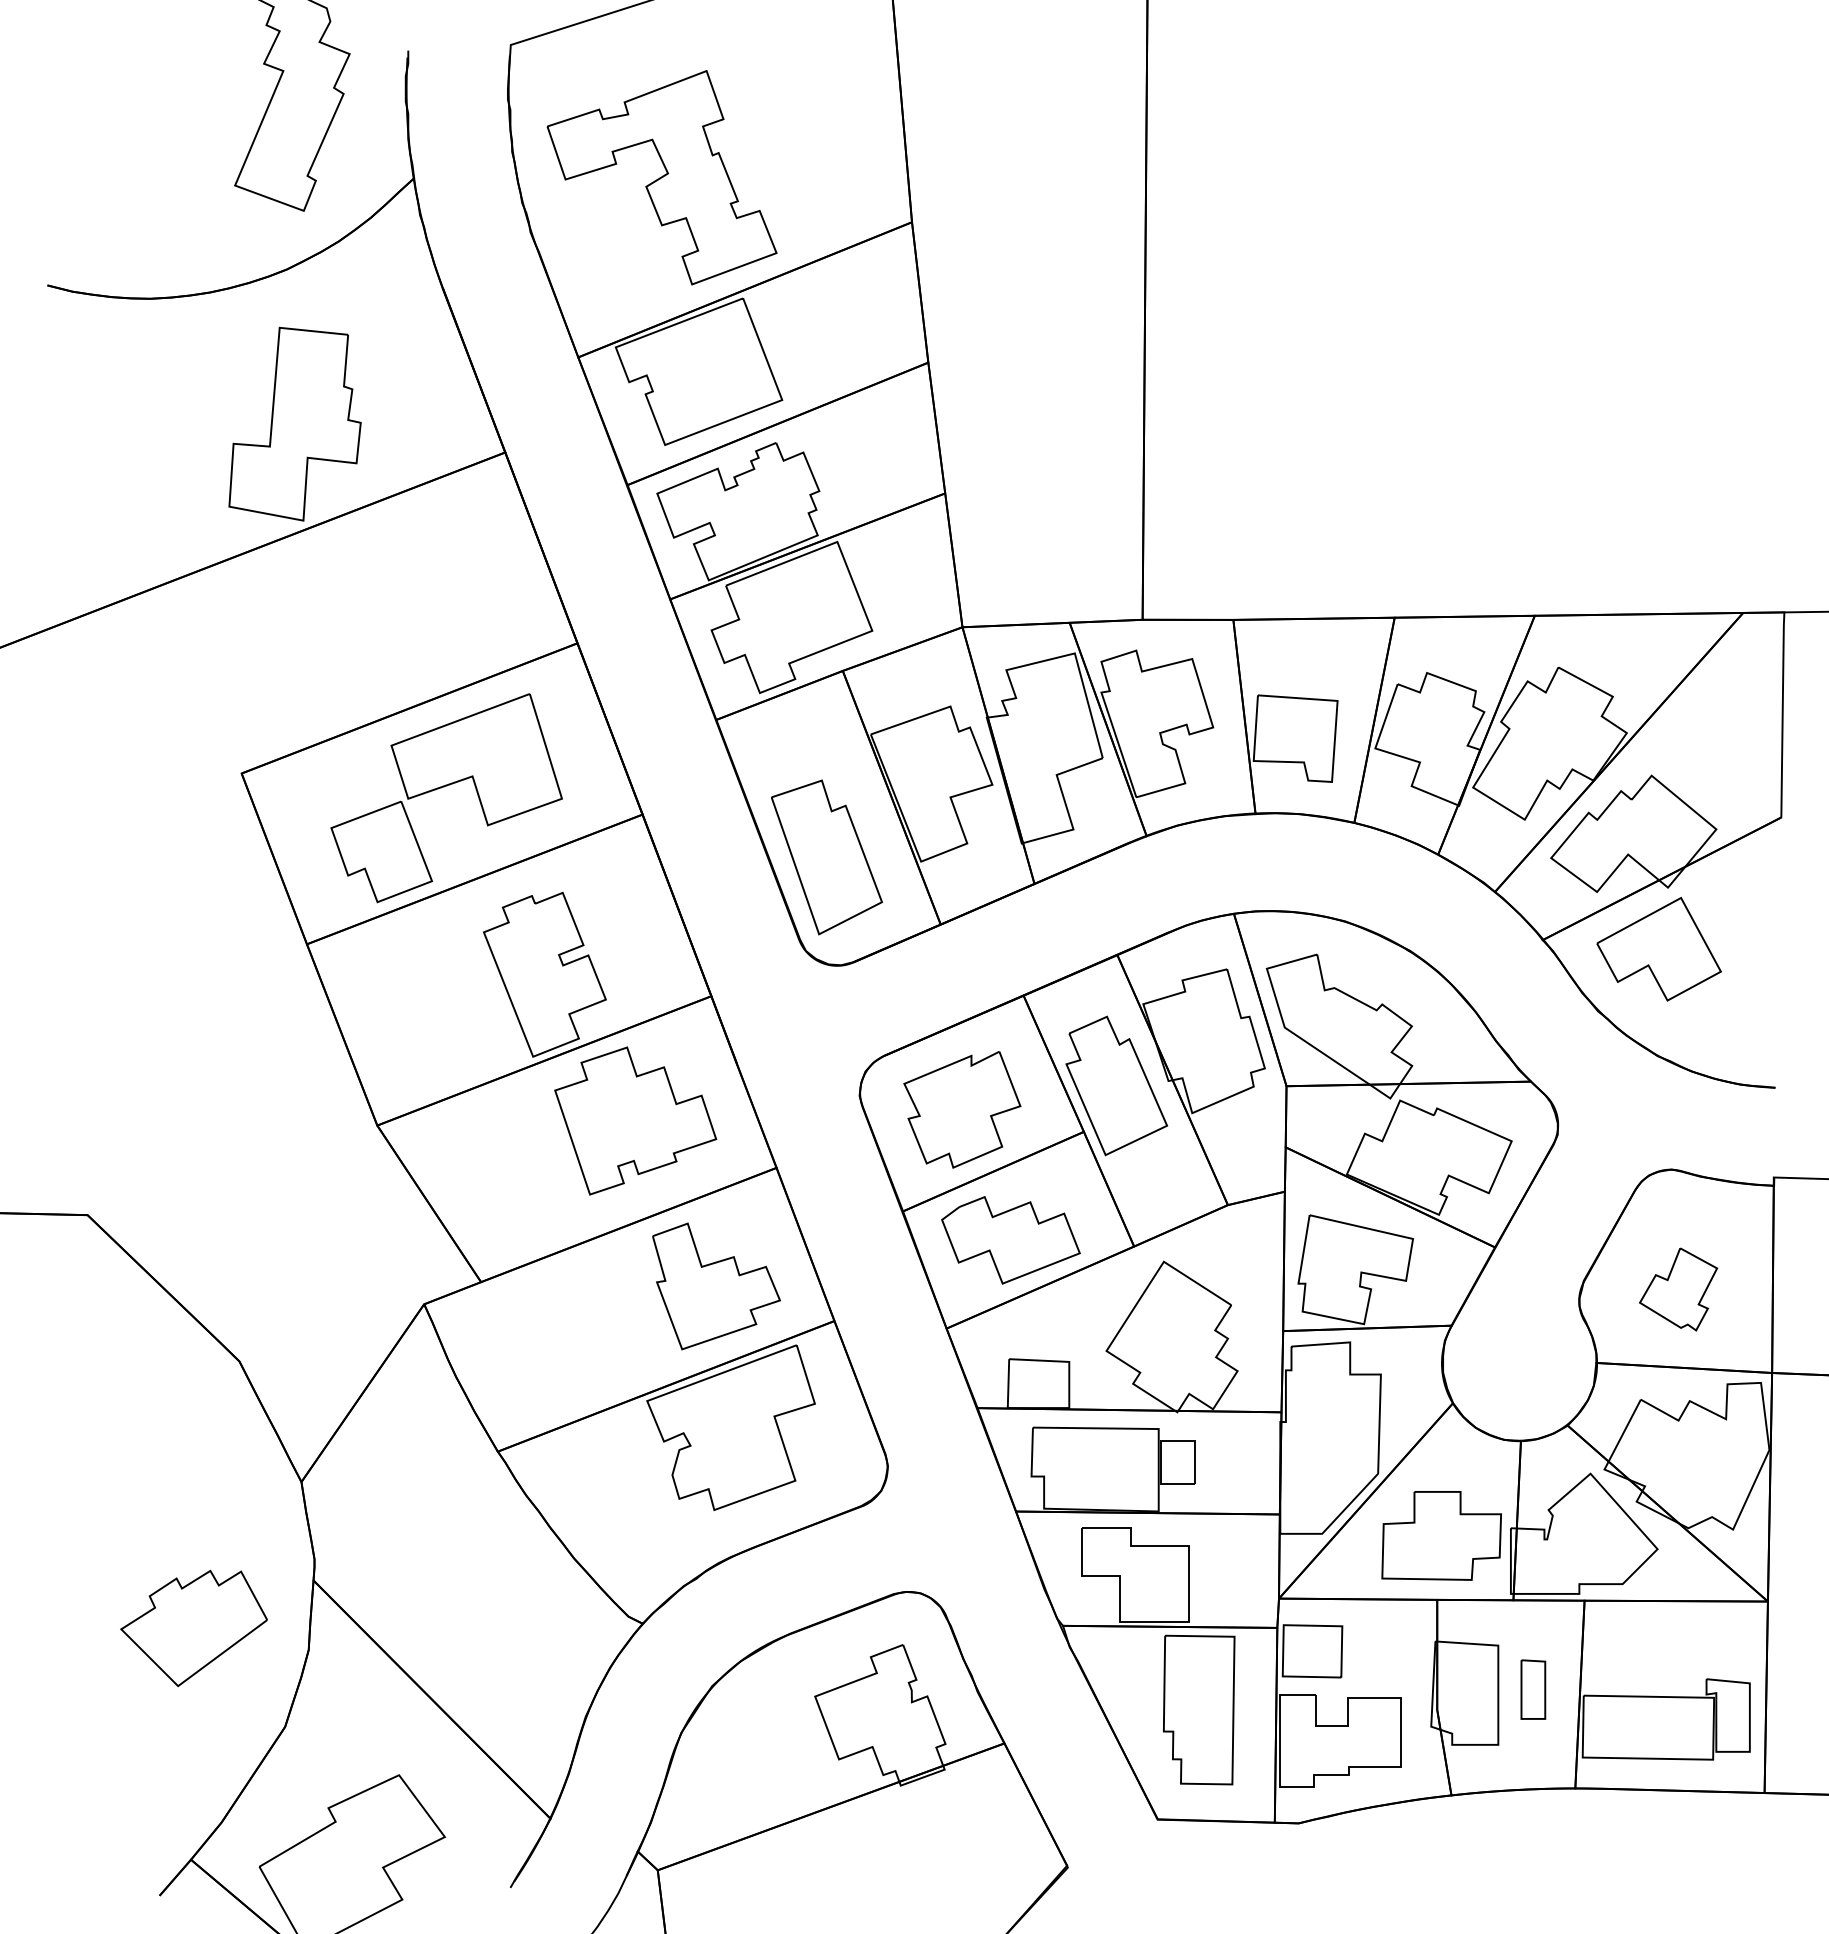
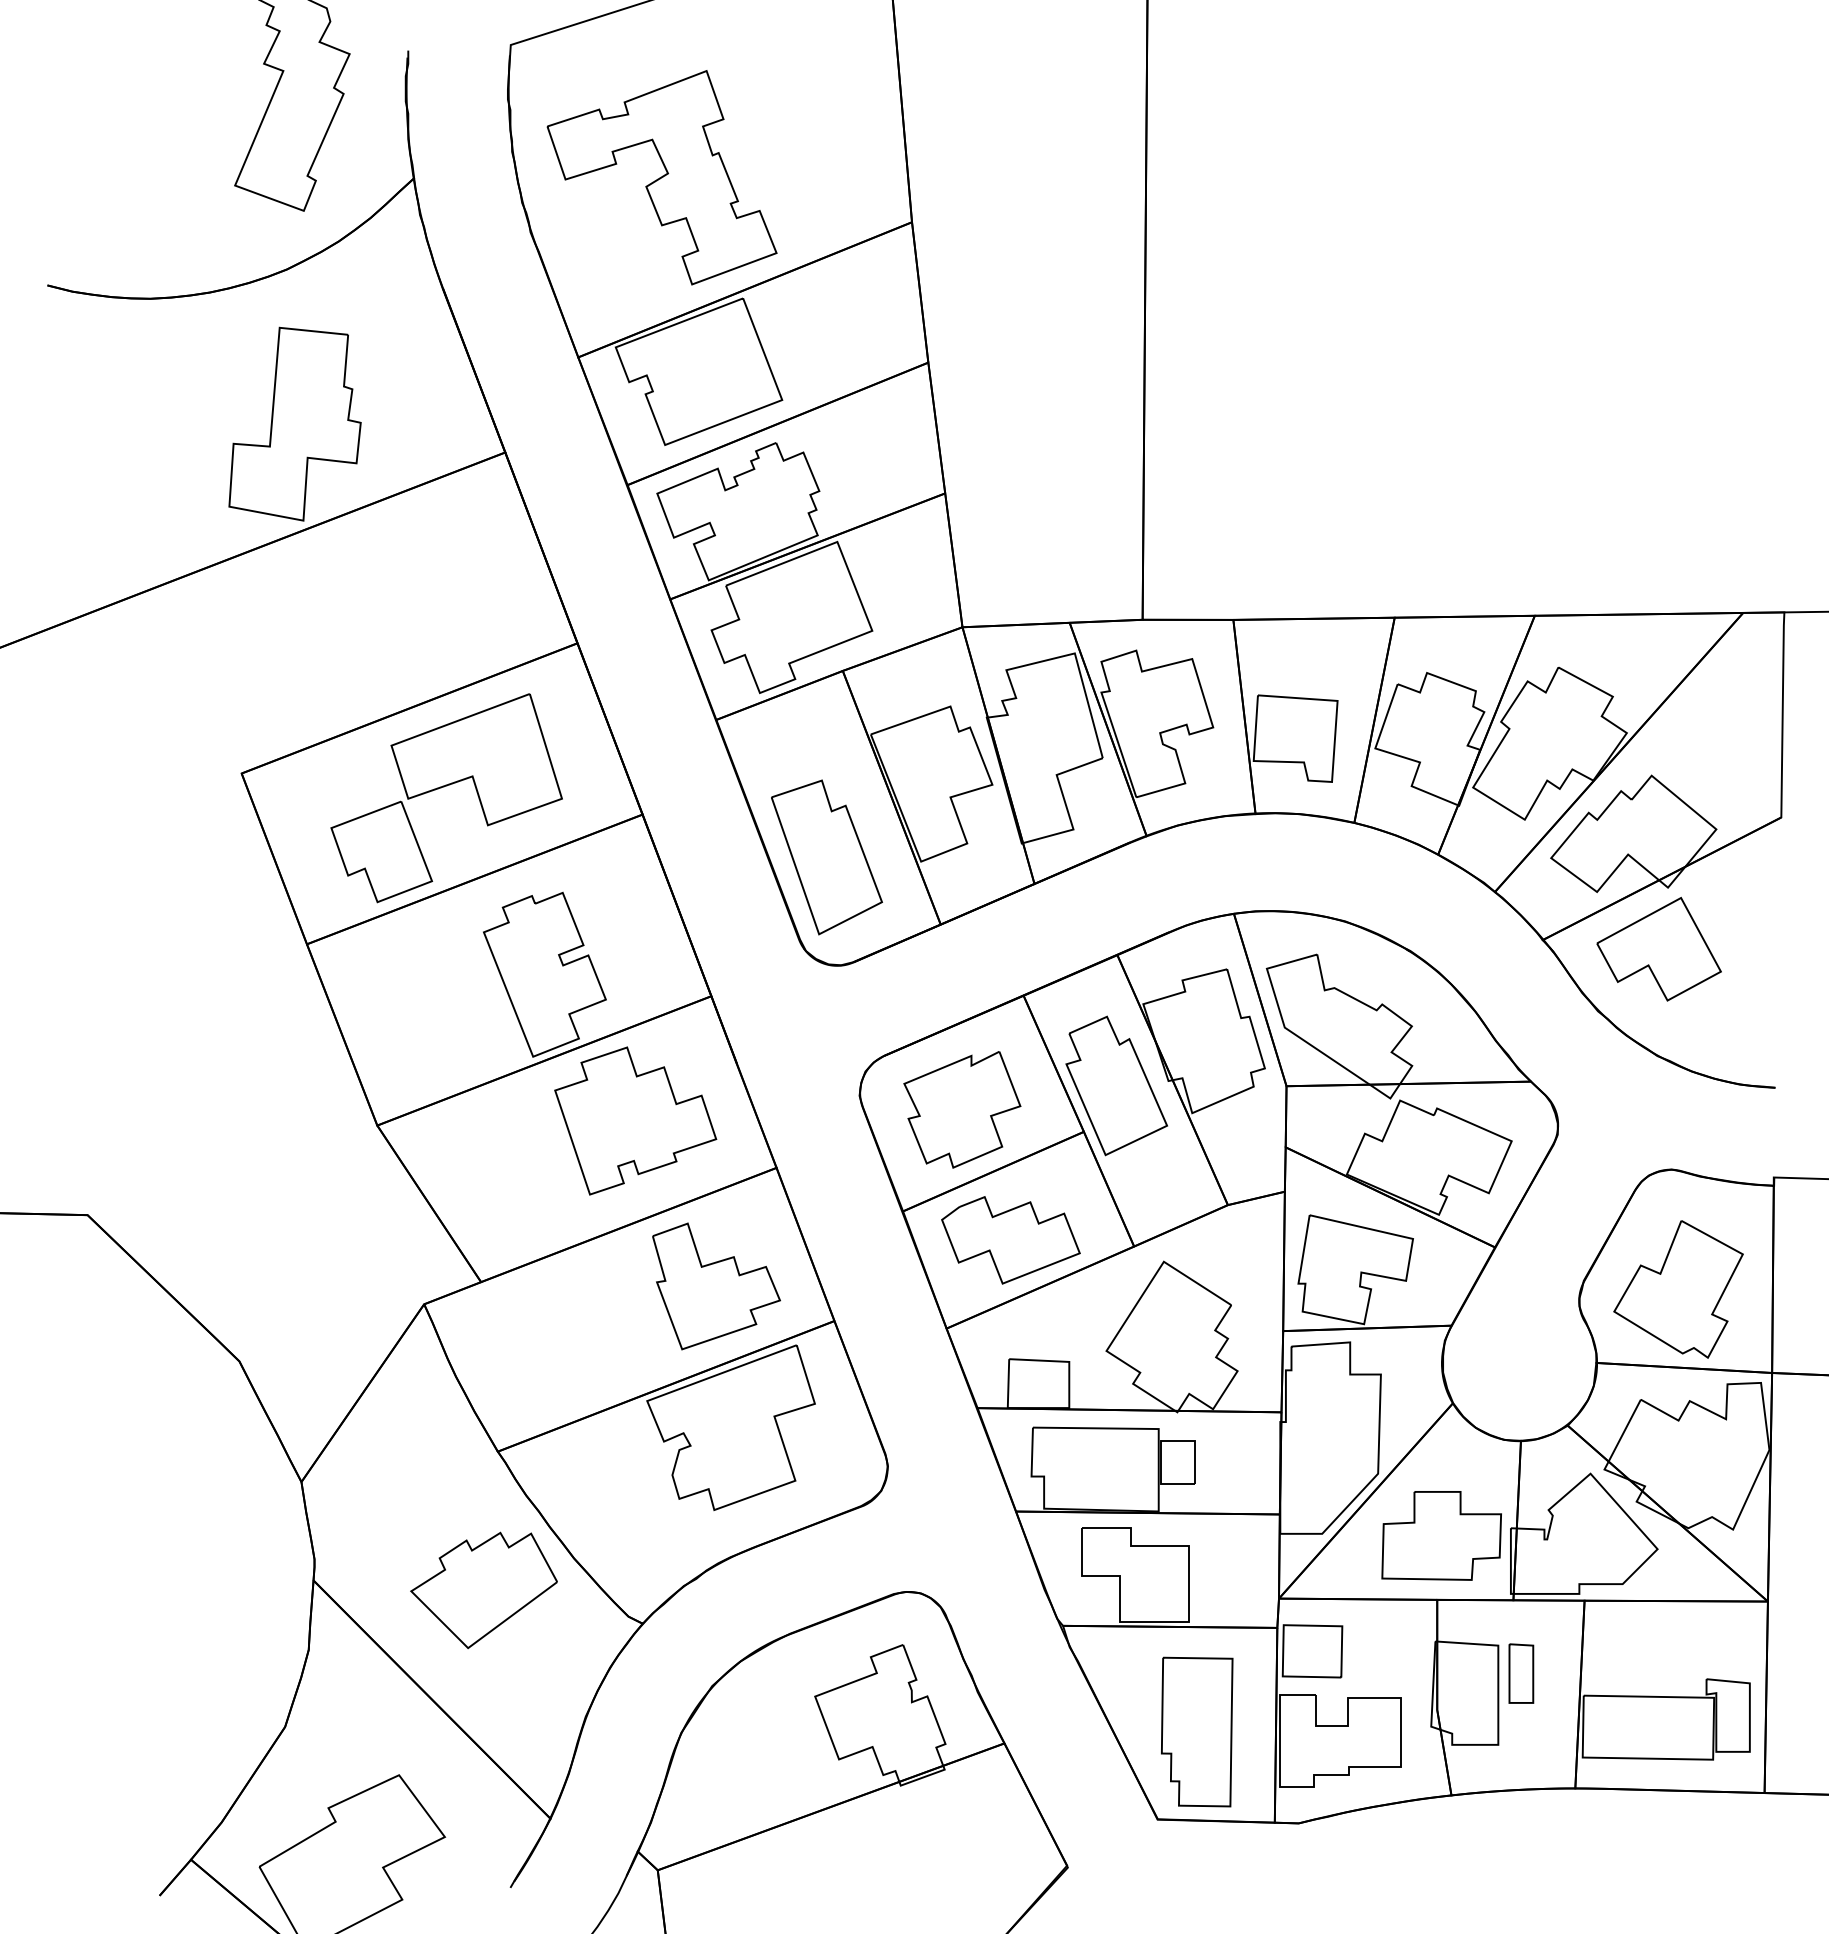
part size: 80x85 px -> 131x139 px (1678, 1289)
part position: (193, 1628) -> (483, 1590) (483, 1590)
part position: (1533, 1689) -> (1521, 1673) (1521, 1673)
part position: (1199, 1709) -> (1197, 1731) (1197, 1731)
